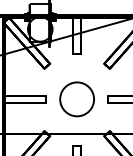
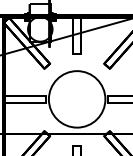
circle diameter: 34 px -> 57 px (76, 99)
